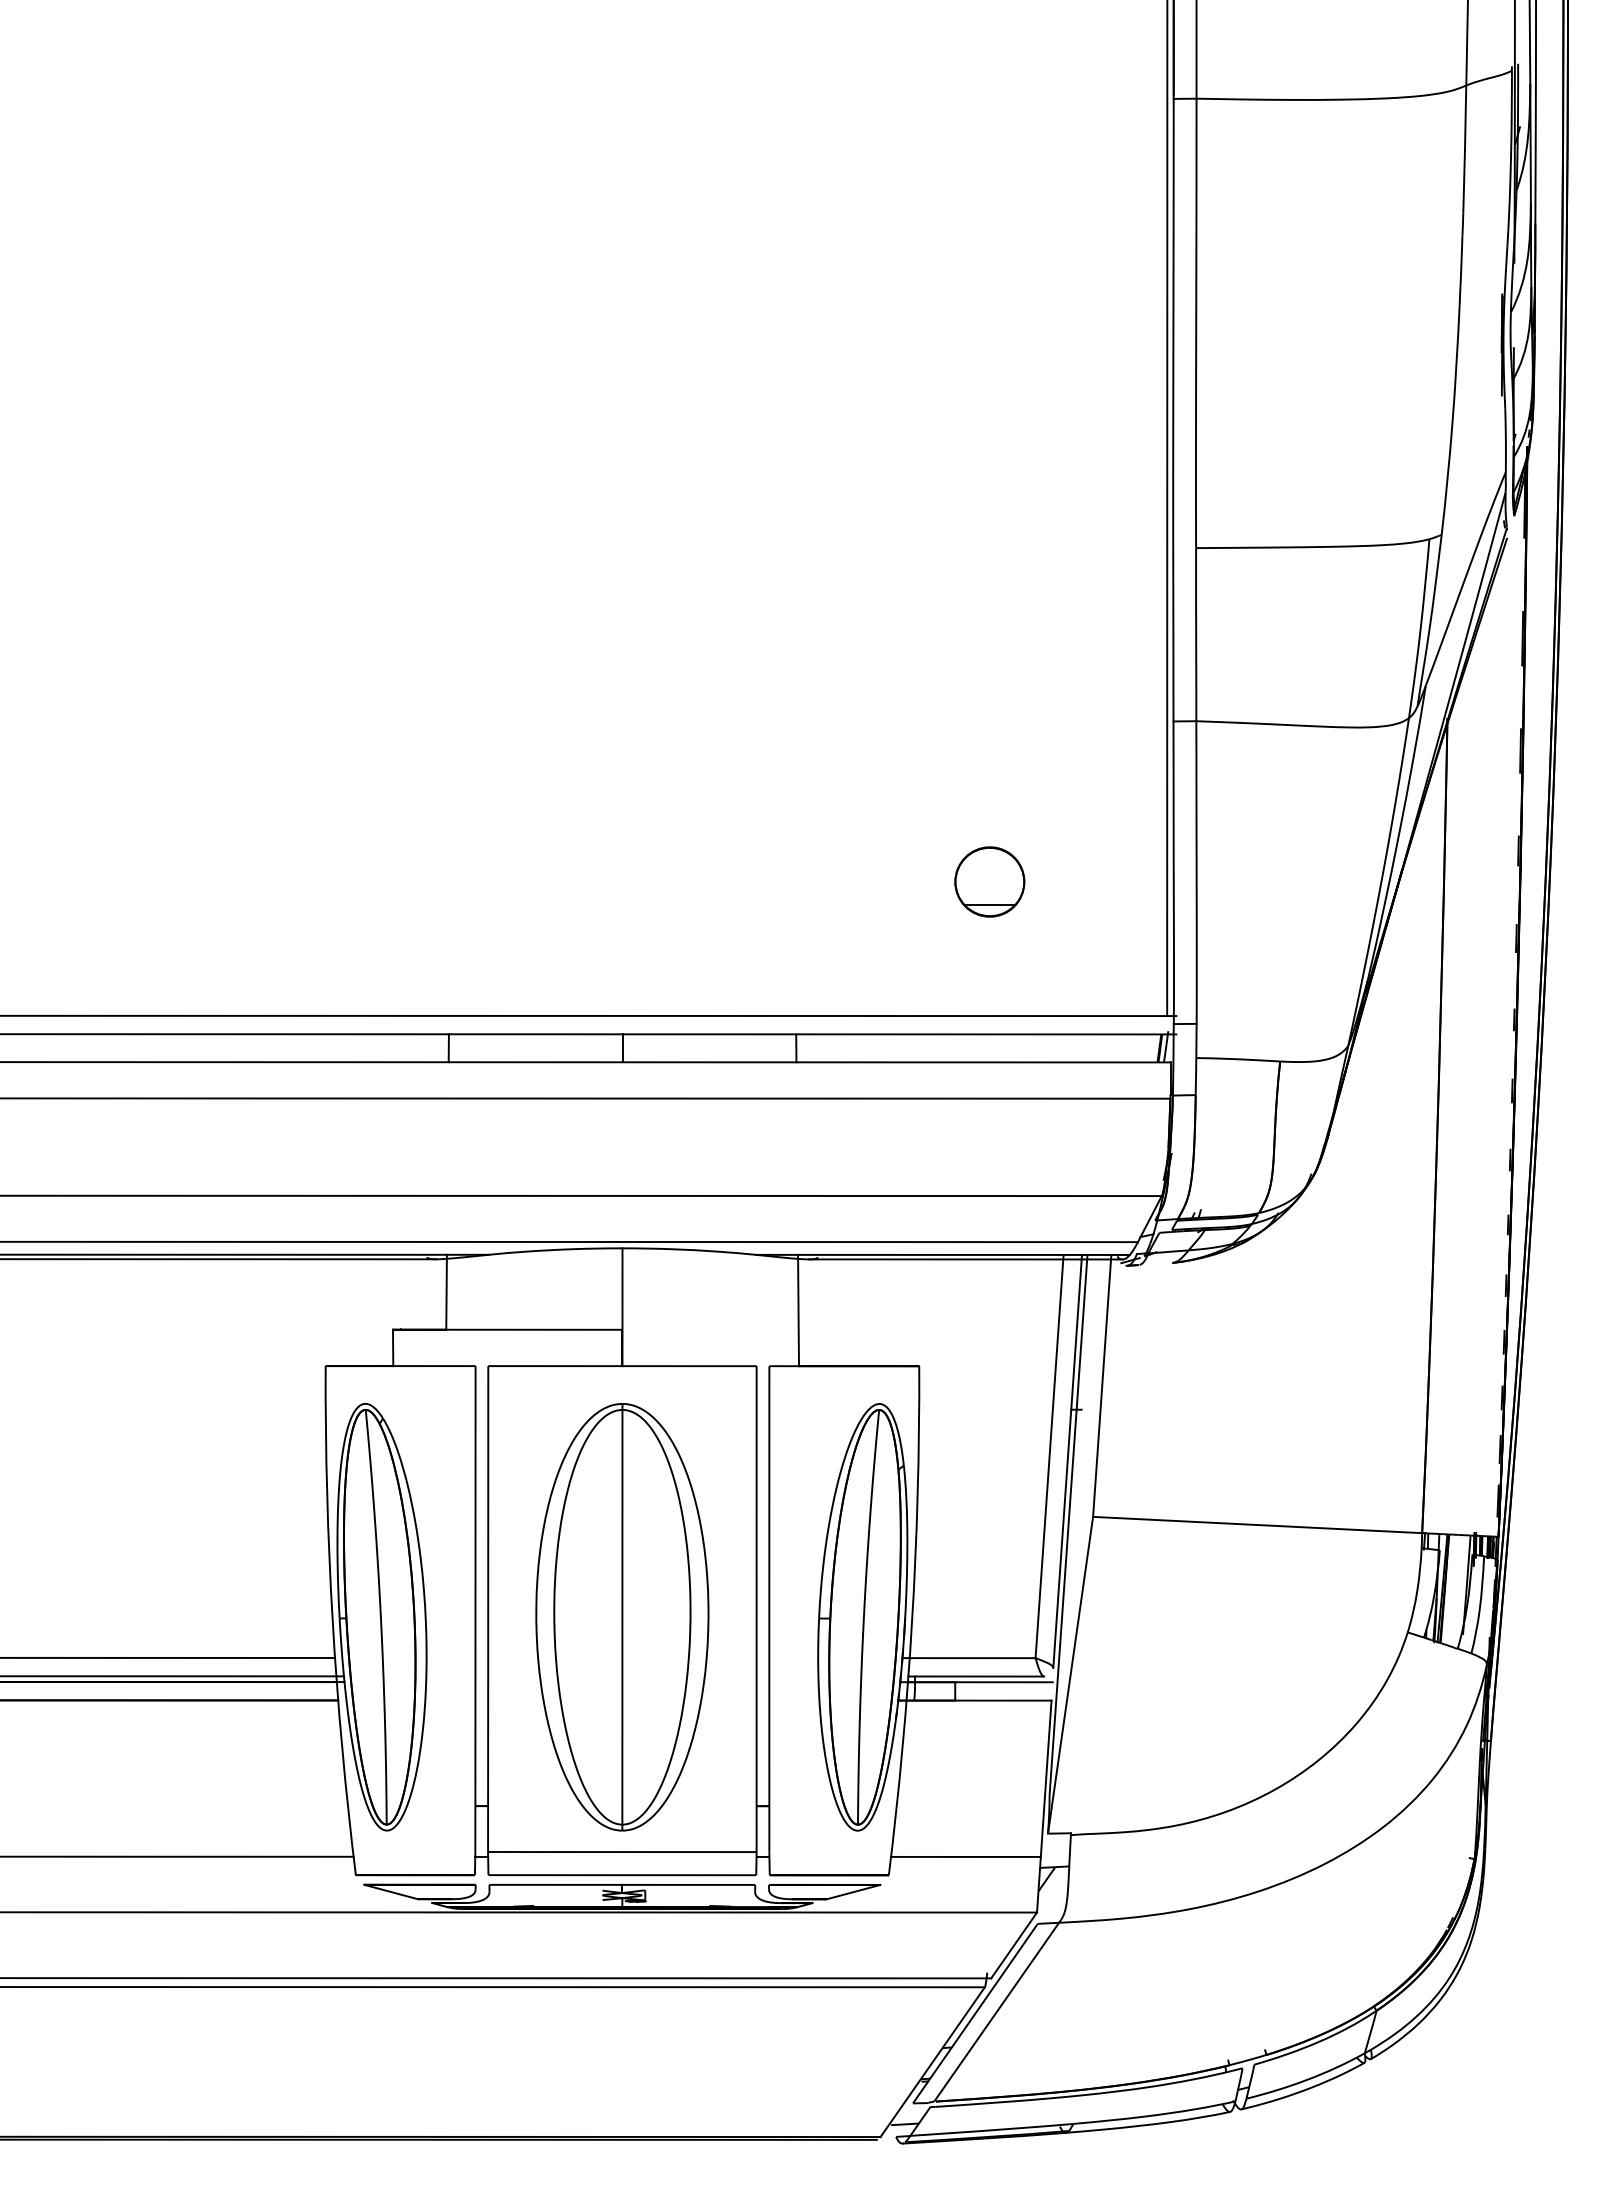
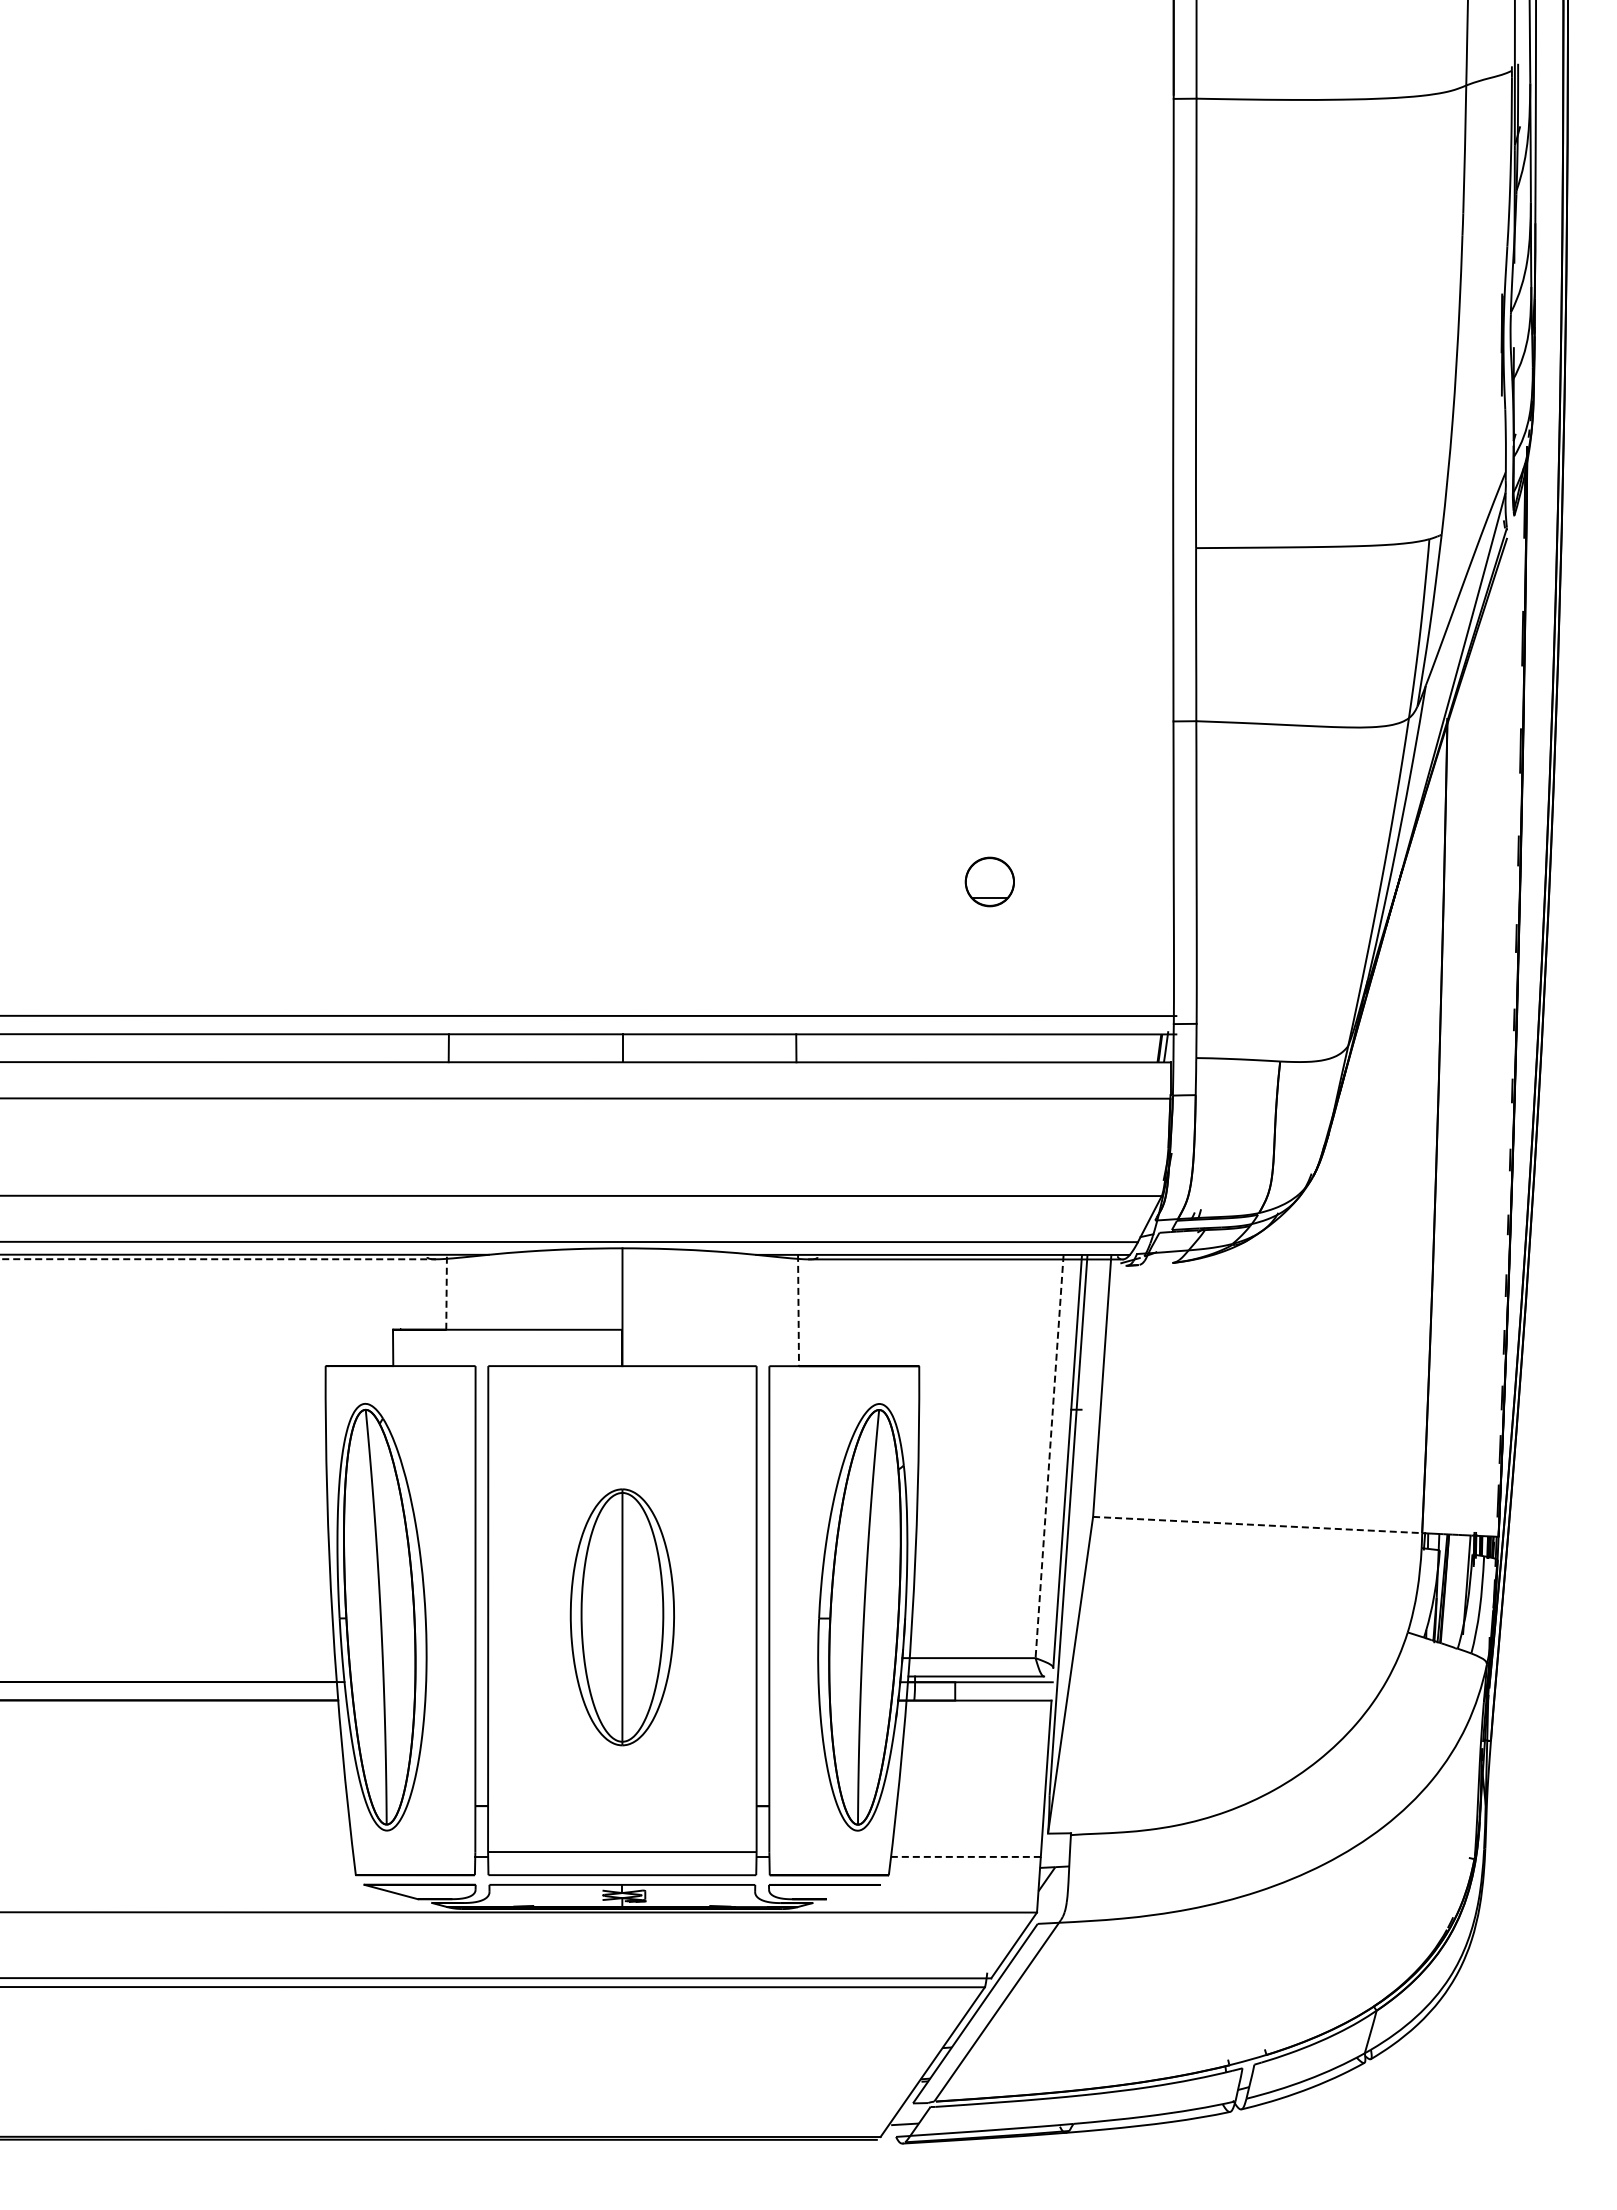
line: present -> none (1167, 509)
part size: 72x72 px -> 51x52 px (989, 881)
line: solid -> dashed (218, 1259)
line: solid -> dashed (446, 1291)
line: solid -> dashed (798, 1310)
line: solid -> dashed (1049, 1457)
line: solid -> dashed (1257, 1525)
part size: 175x429 px -> 106x259 px (621, 1617)
line: present -> none (168, 1657)
line: present -> none (172, 1676)
line: present -> none (177, 1856)
line: solid -> dashed (965, 1856)
line: present -> none (853, 1891)
